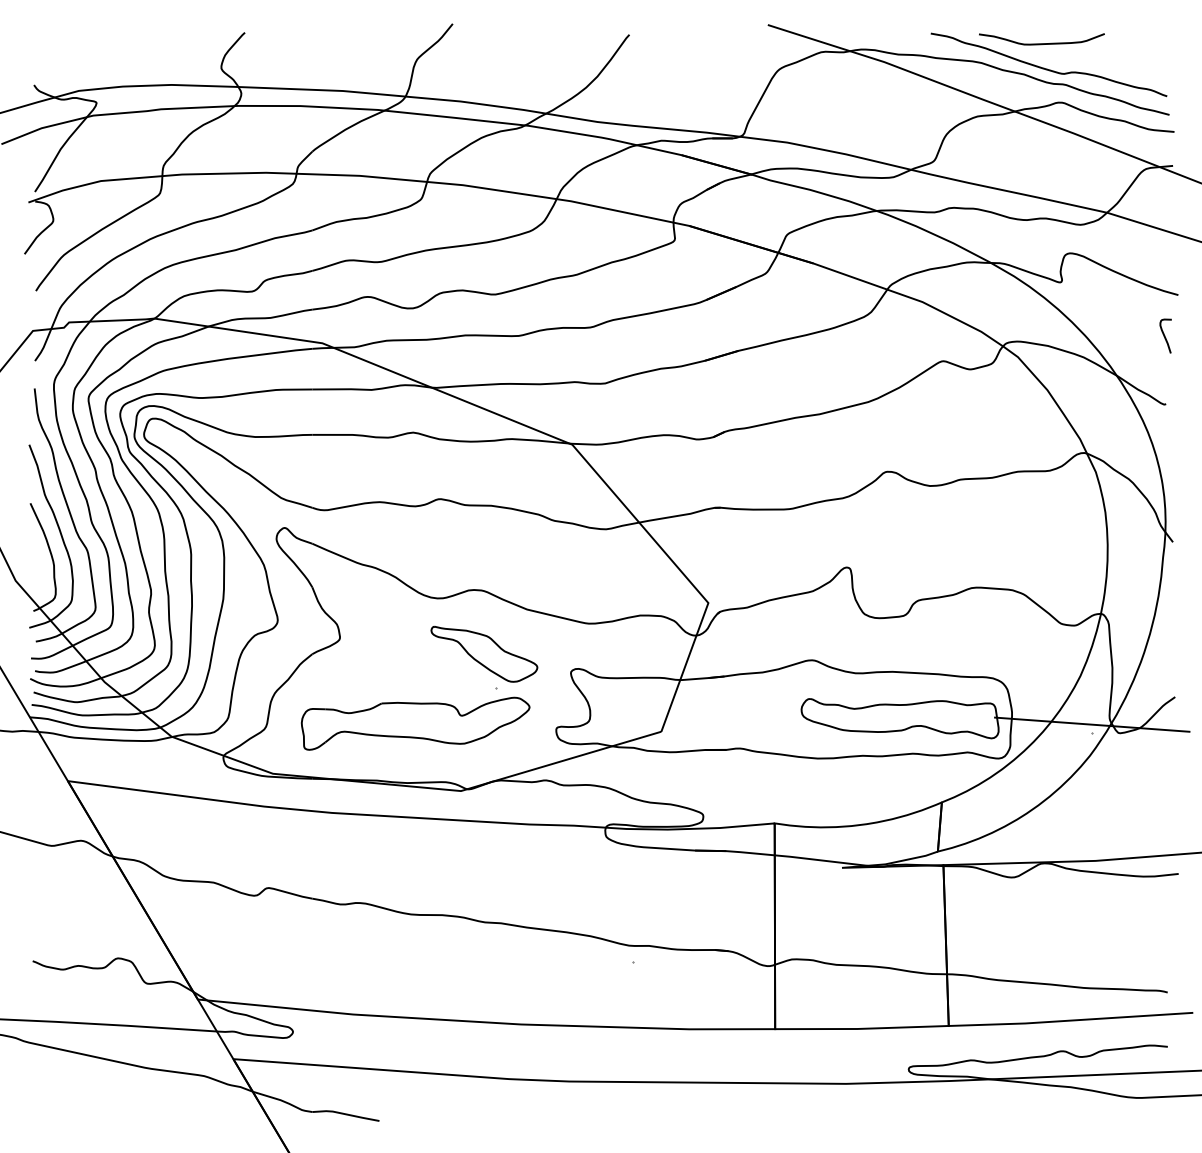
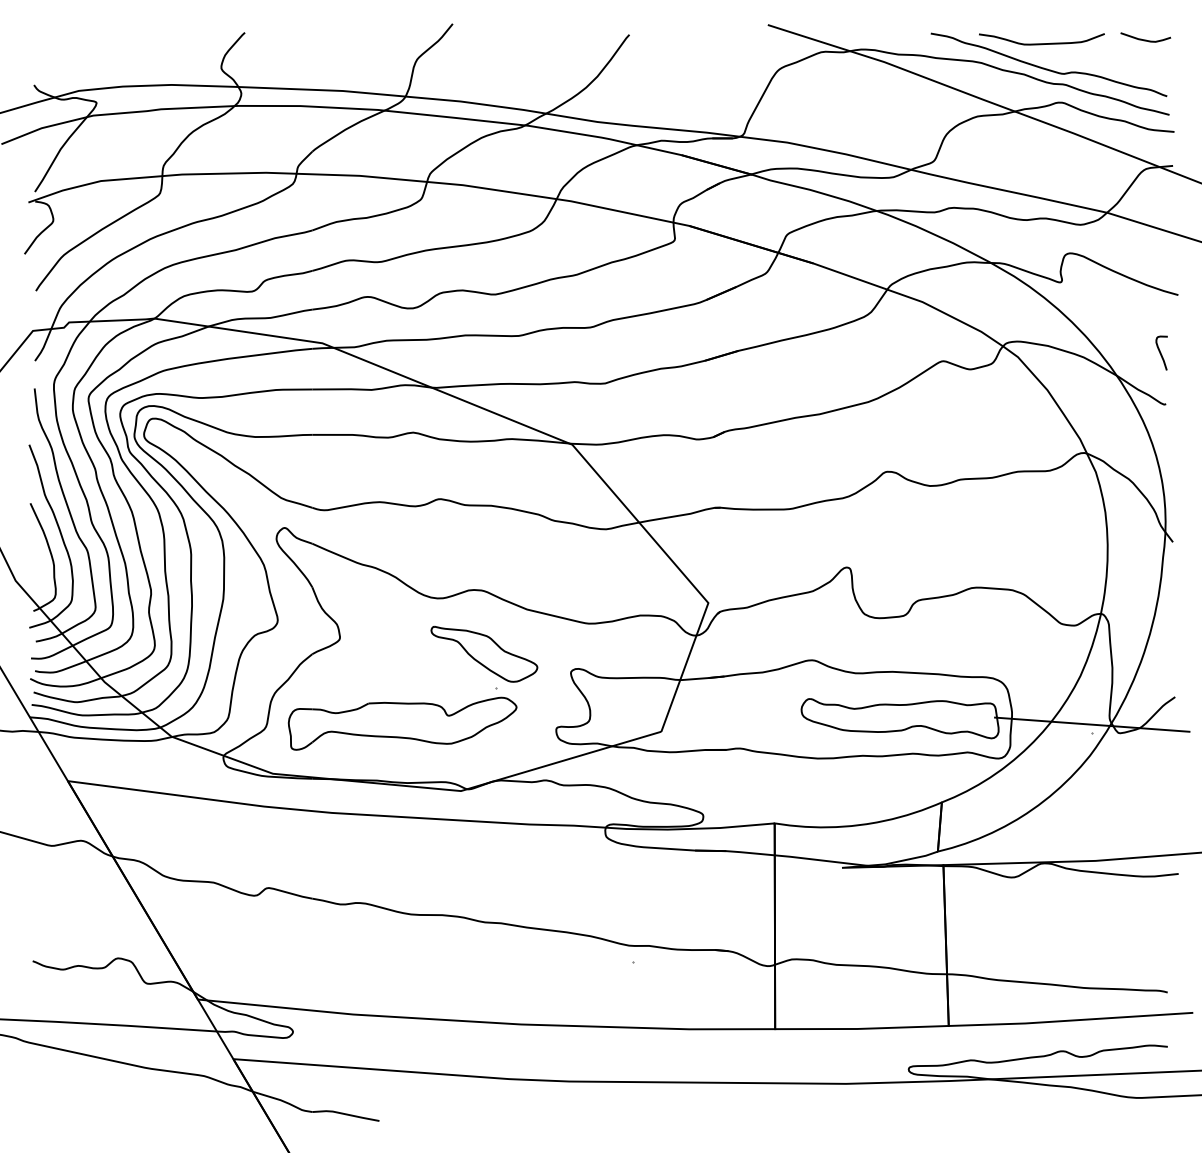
curve: none -> present (1145, 39)
curve position: (1165, 335) -> (1161, 352) (1161, 352)
part position: (415, 723) -> (402, 723) (402, 723)
